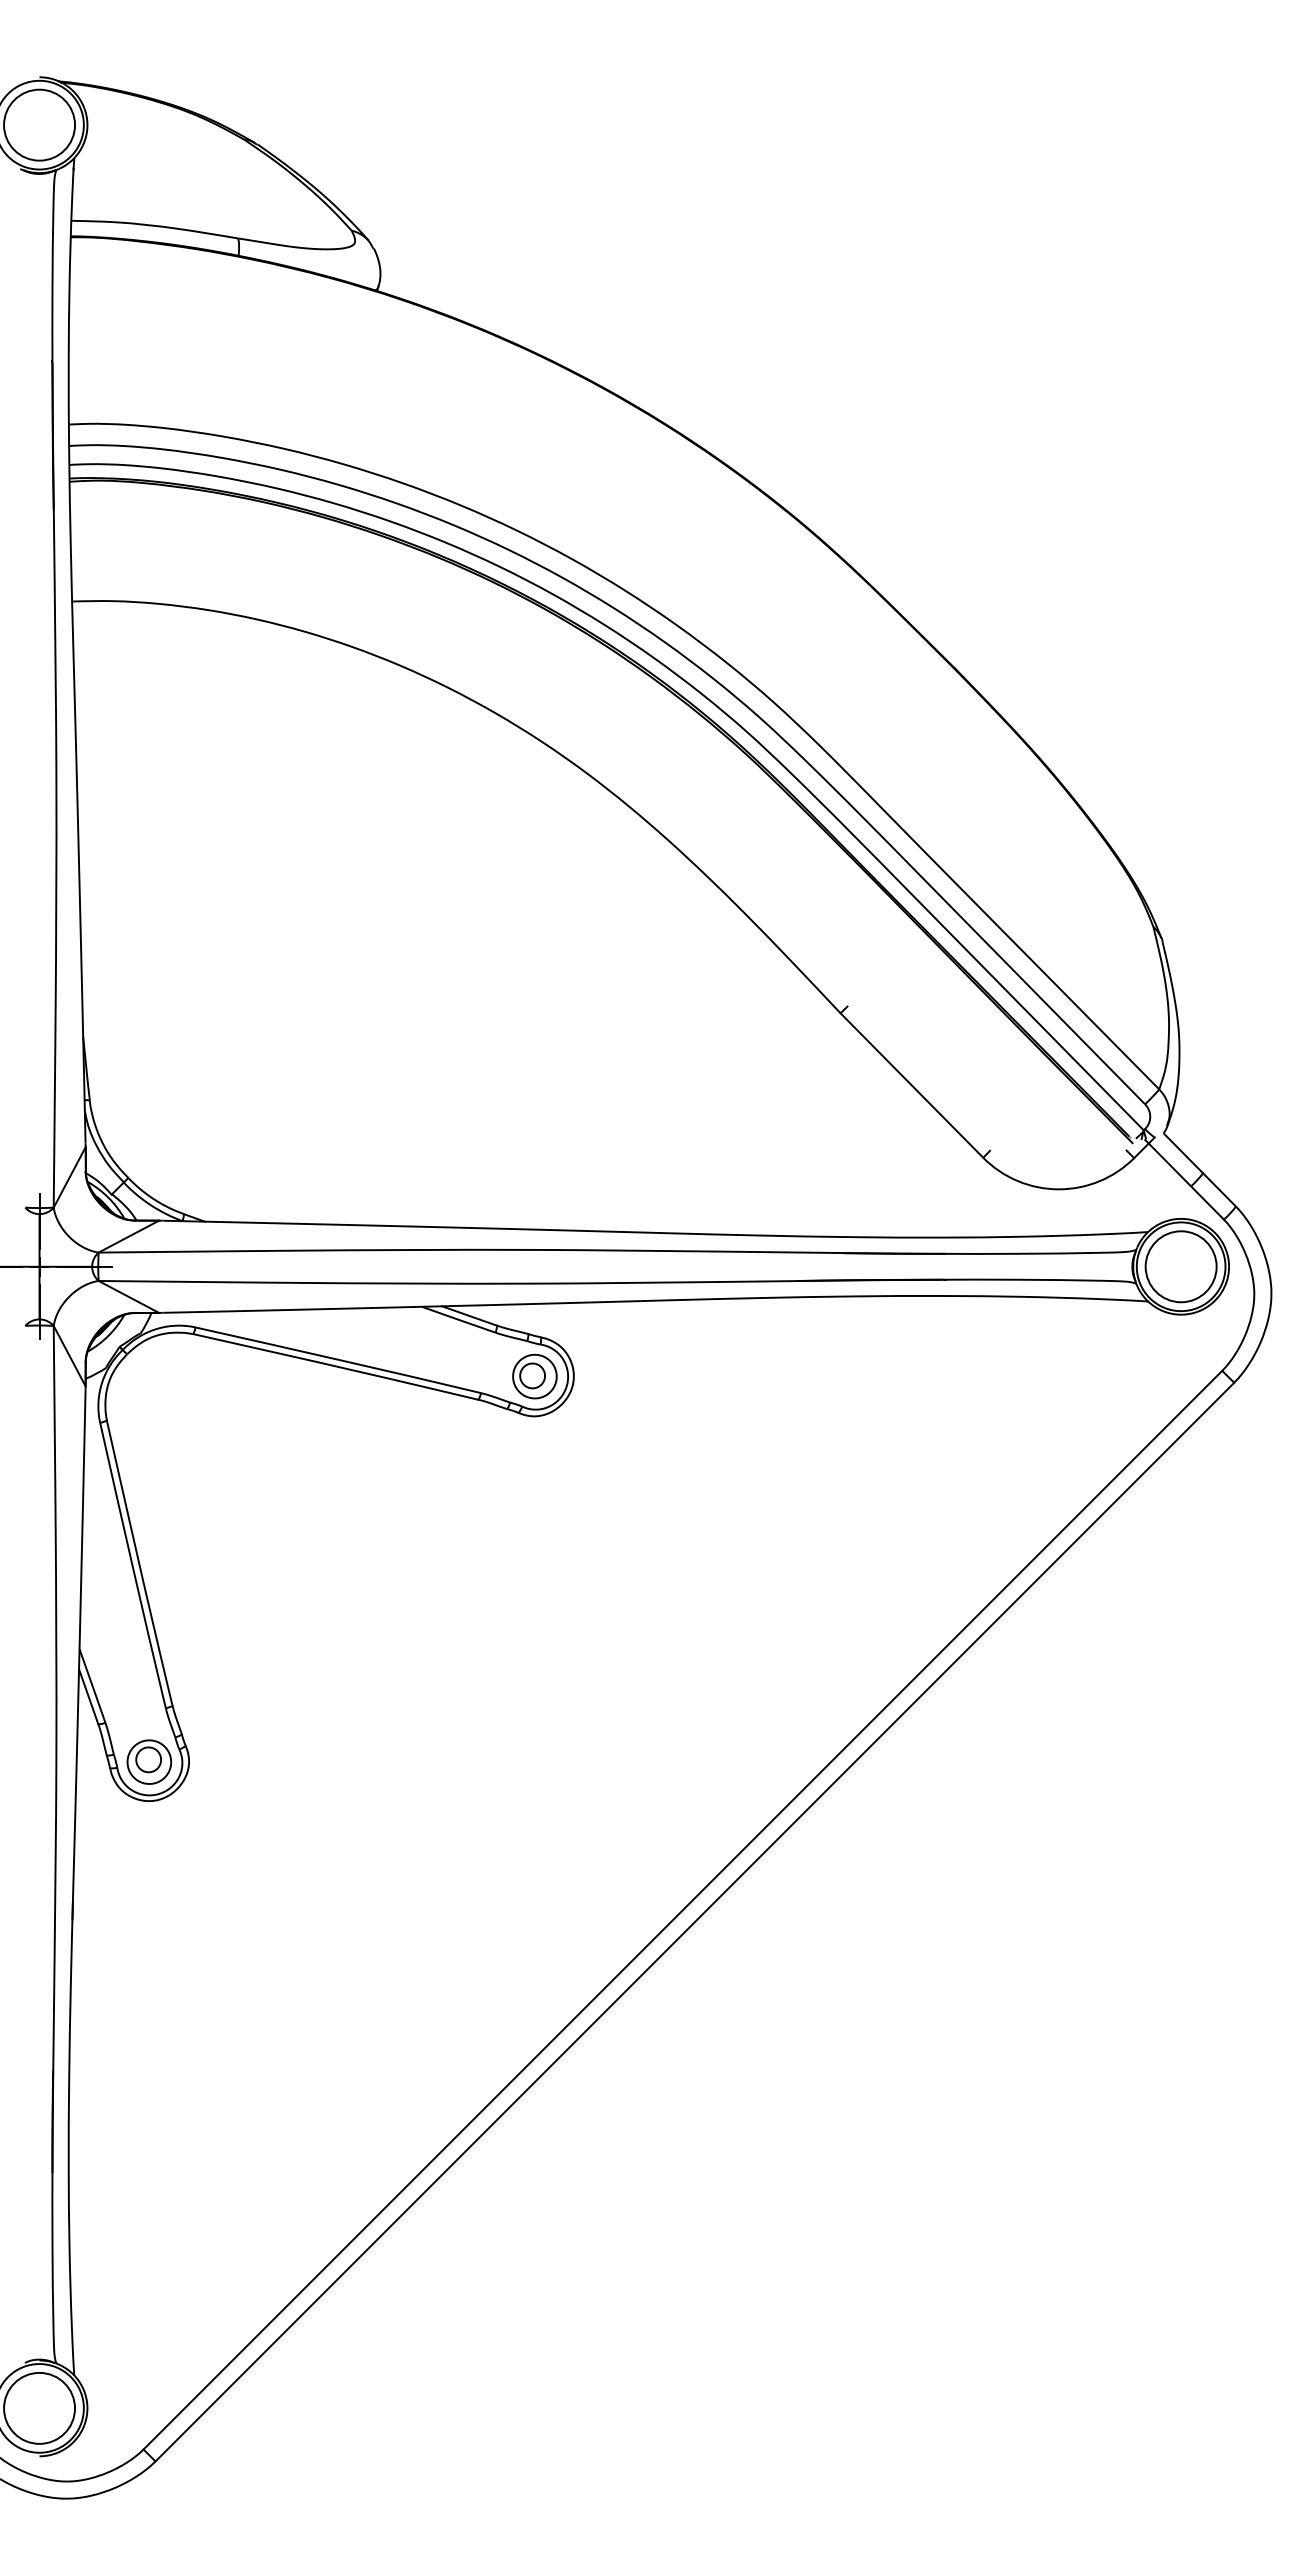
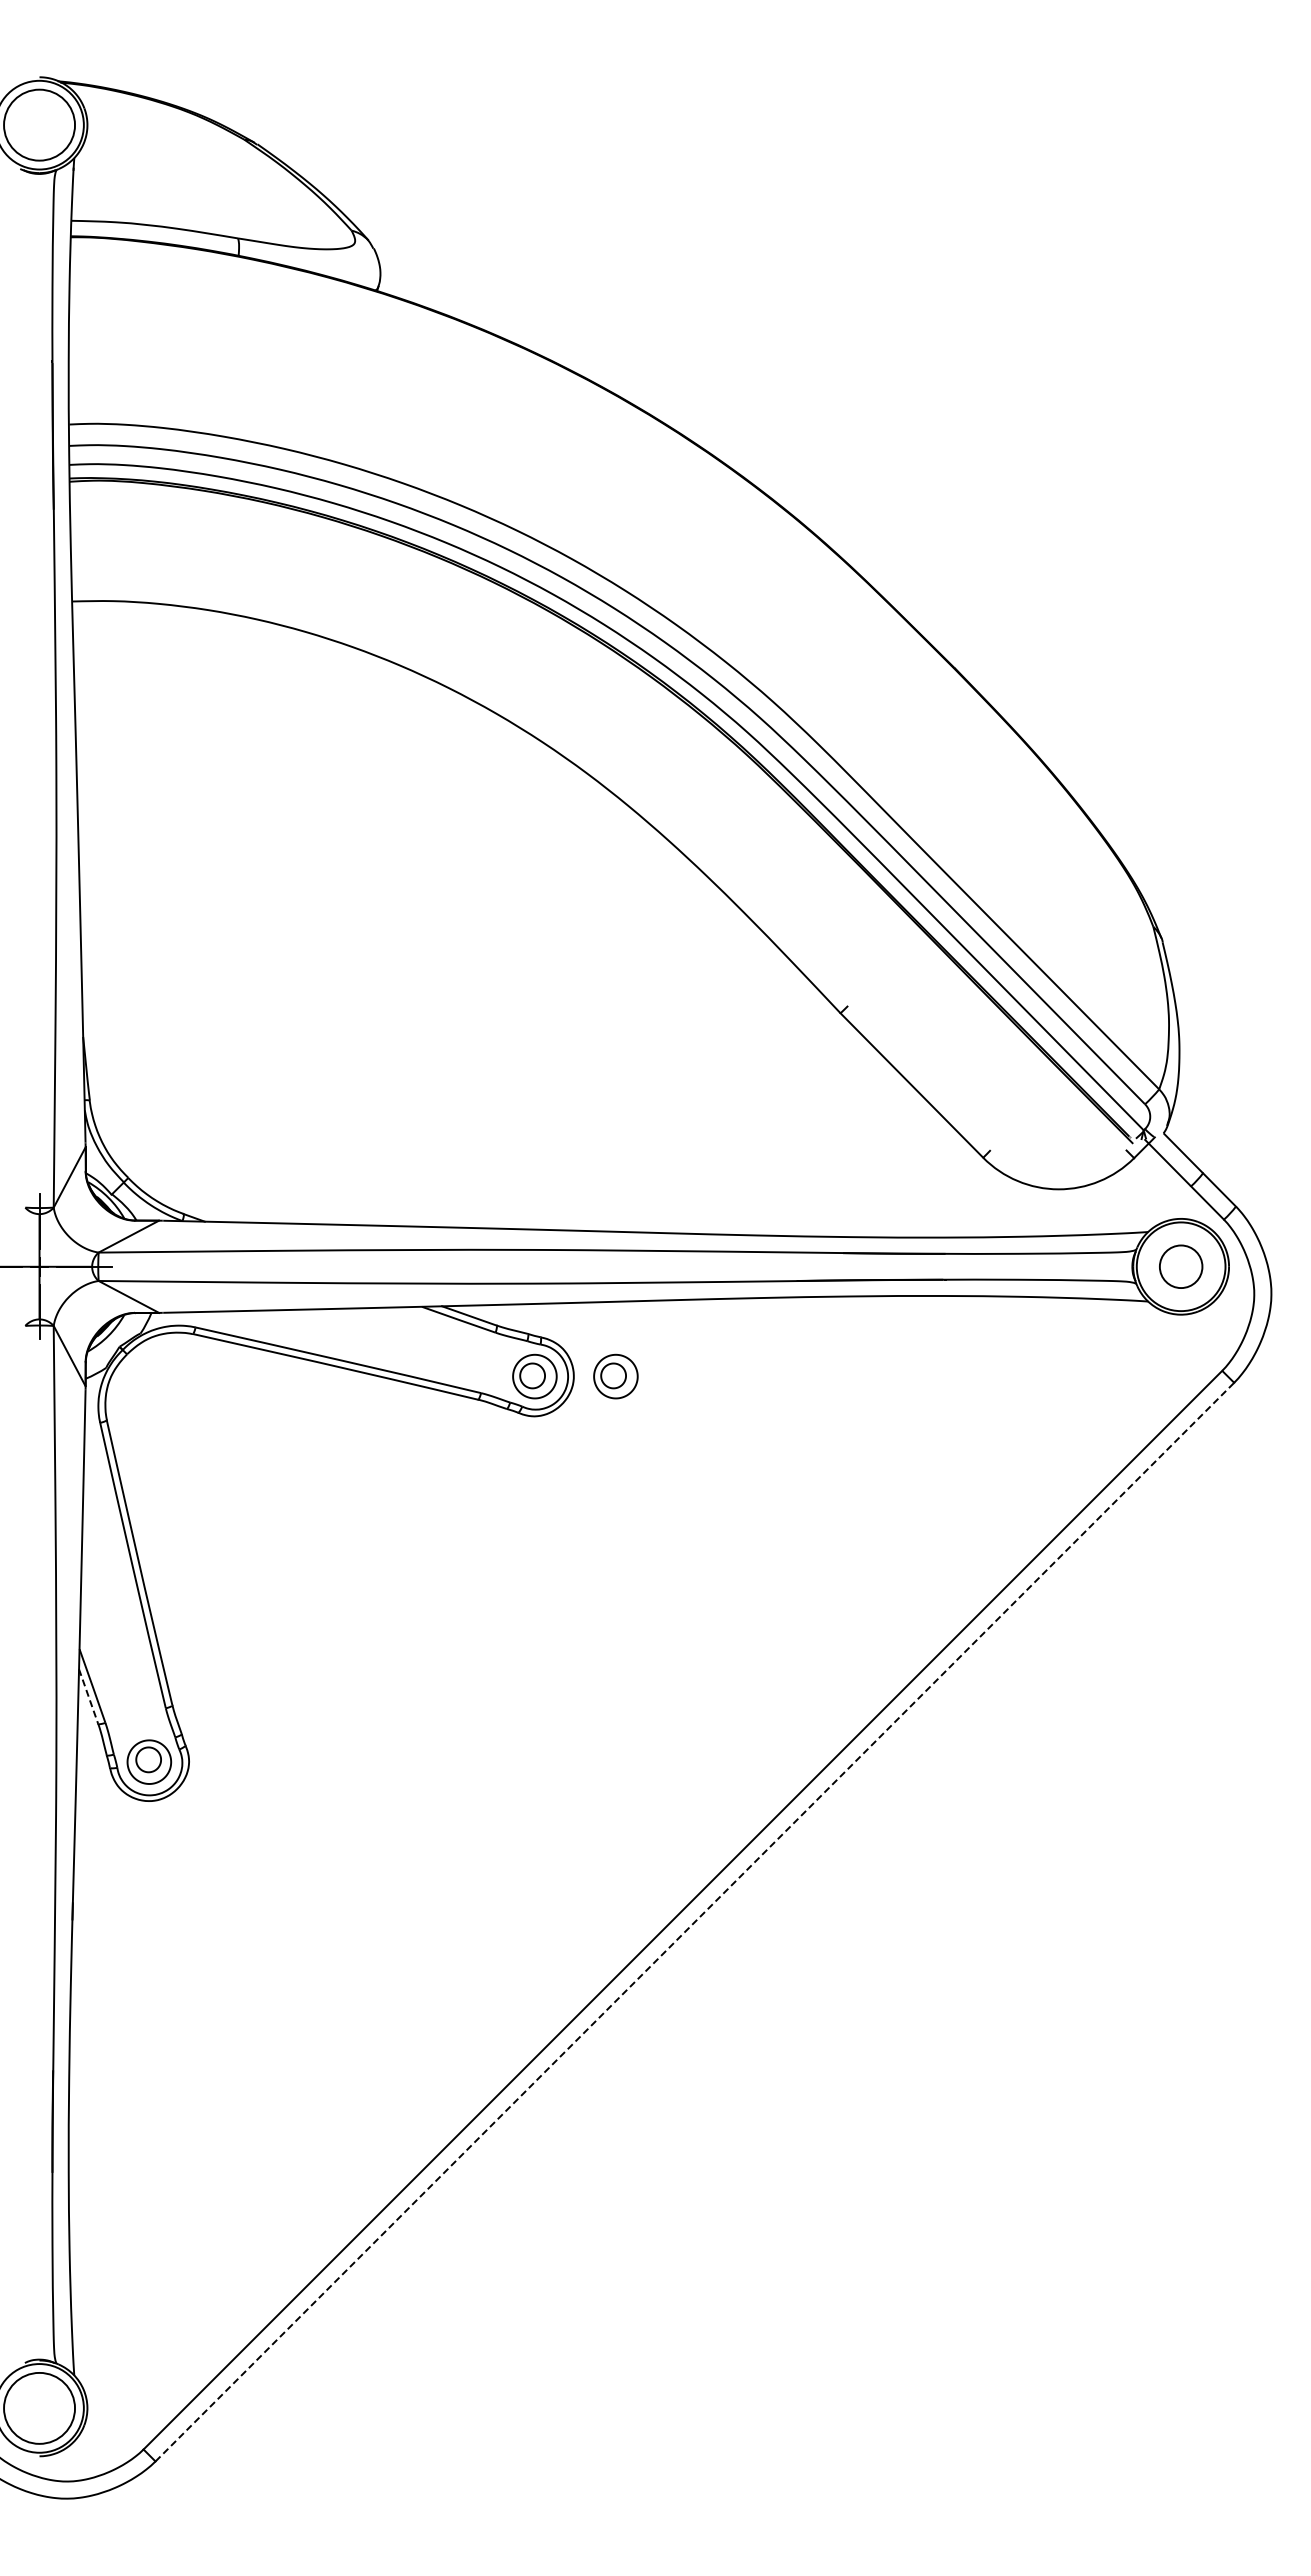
circle diameter: 71 px -> 43 px (1180, 1266)
part: none -> present (615, 1376)
line: solid -> dashed (88, 1696)
line: solid -> dashed (694, 1922)
